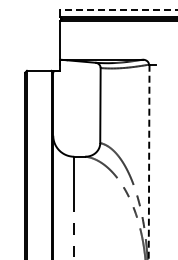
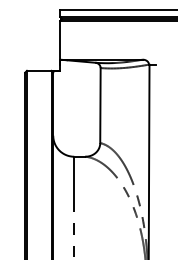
line: dashed -> solid (119, 9)
line: dashed -> solid (149, 162)
